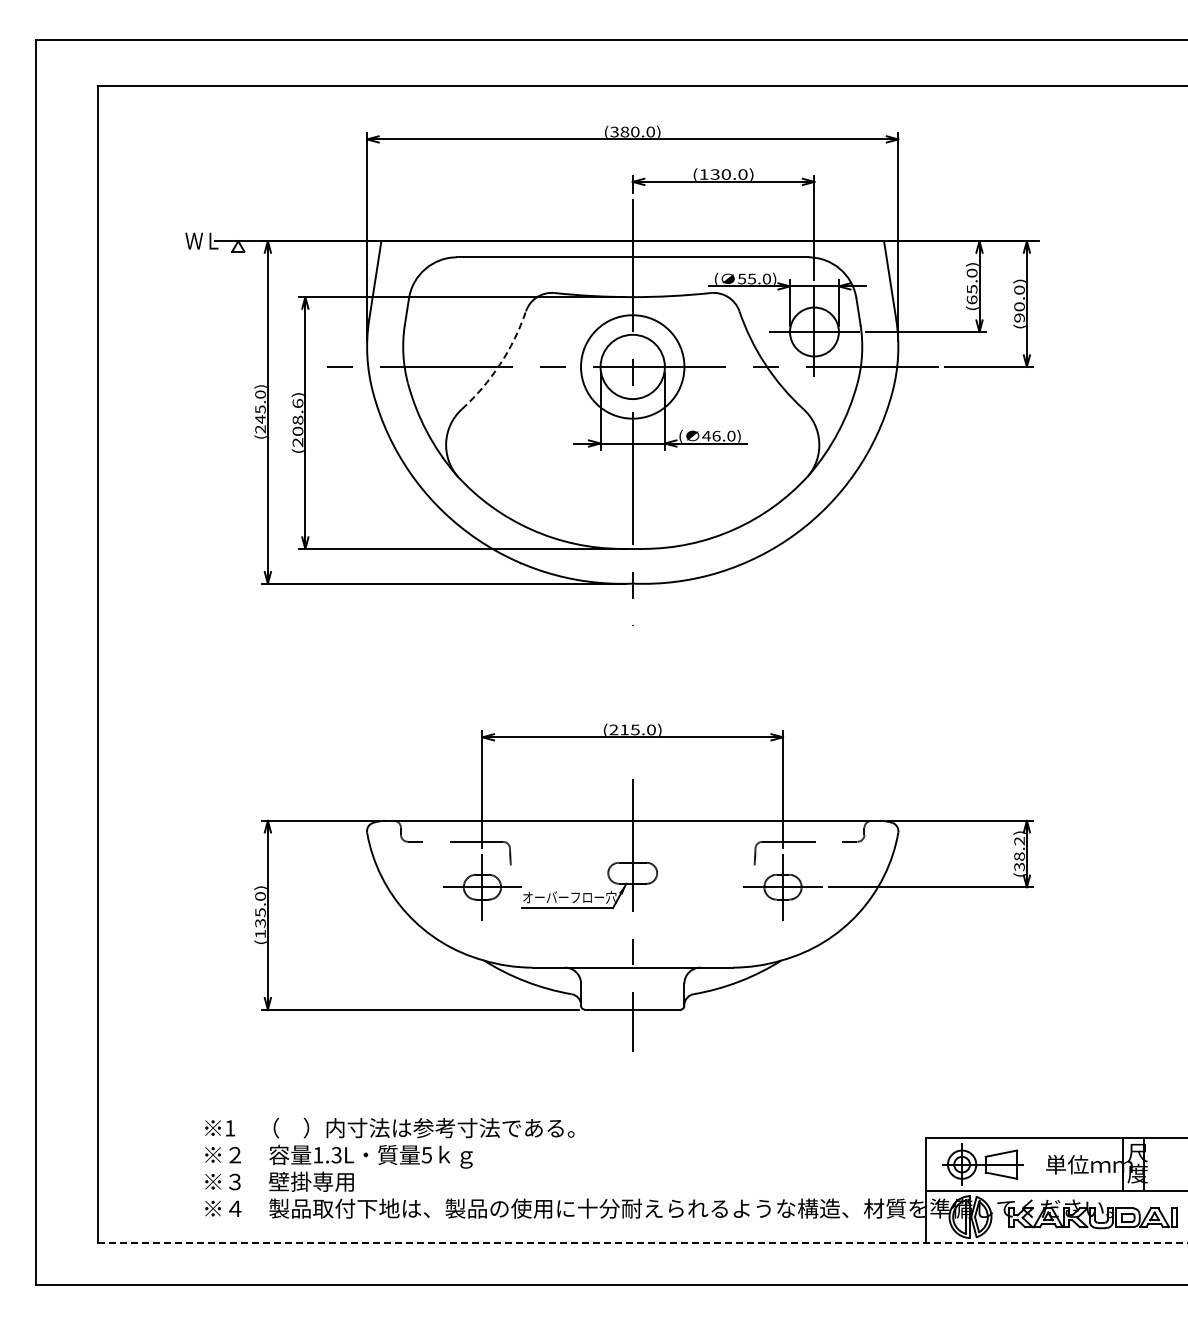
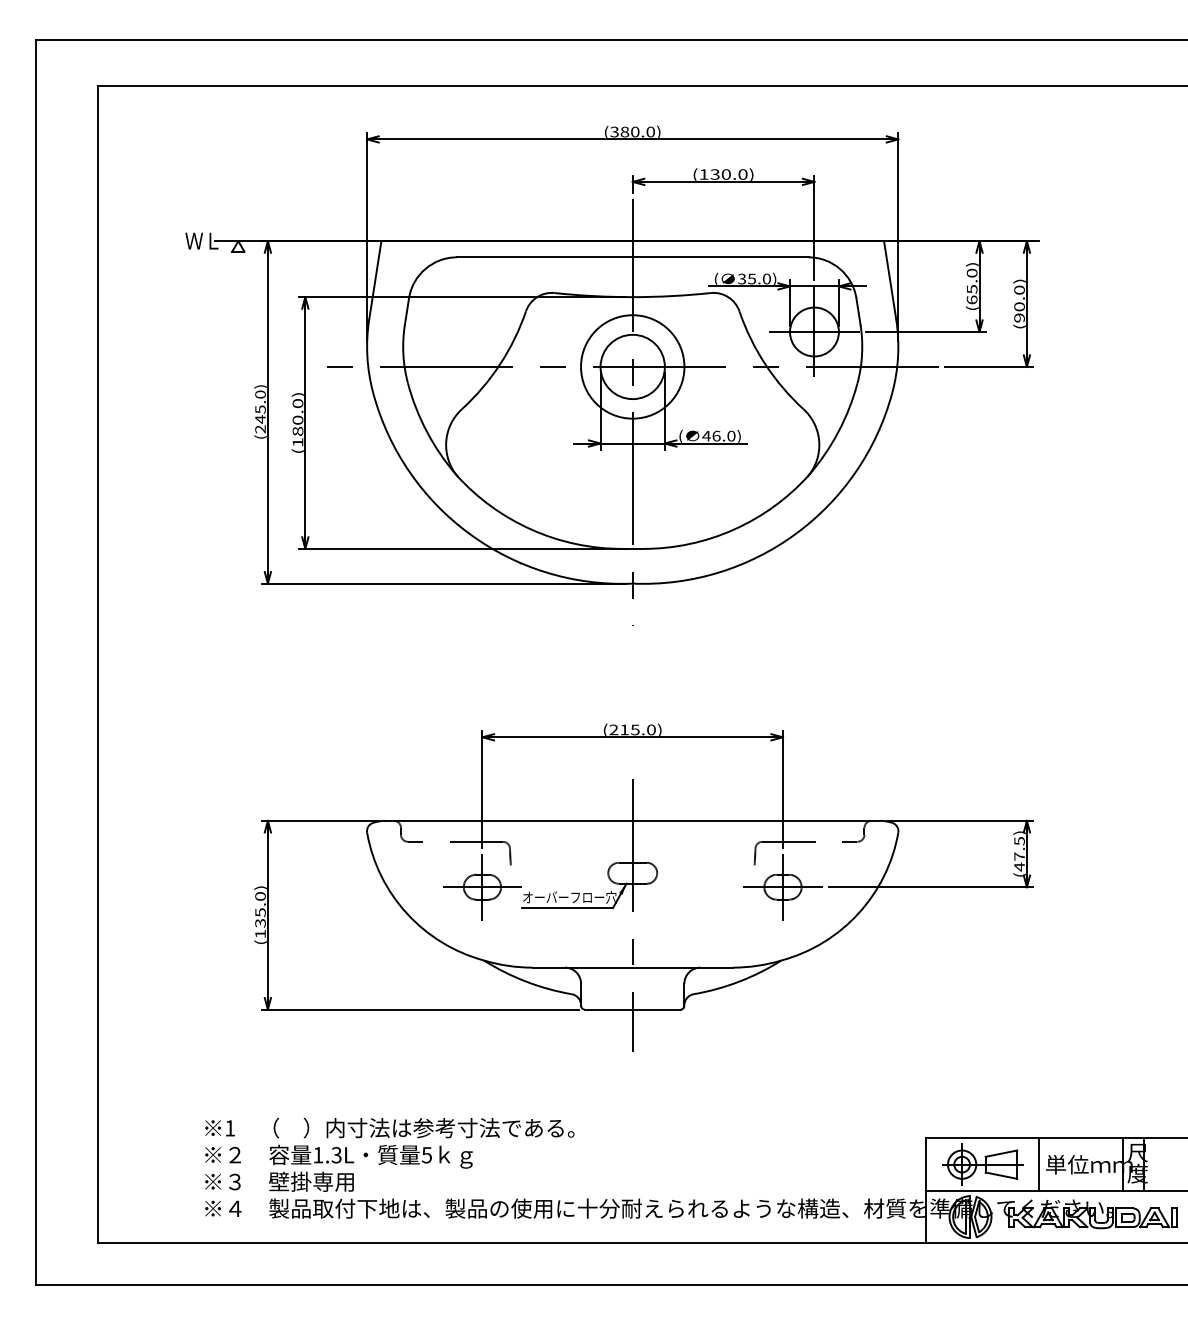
text: 55.0) -> 35.0) (742, 278)
arc: dashed -> solid (500, 364)
text: (208.6) -> (180.0) (297, 422)
text: (38.2) -> (47.5) (1019, 854)
line: none -> present (1039, 1164)
line: dashed -> solid (643, 1243)
